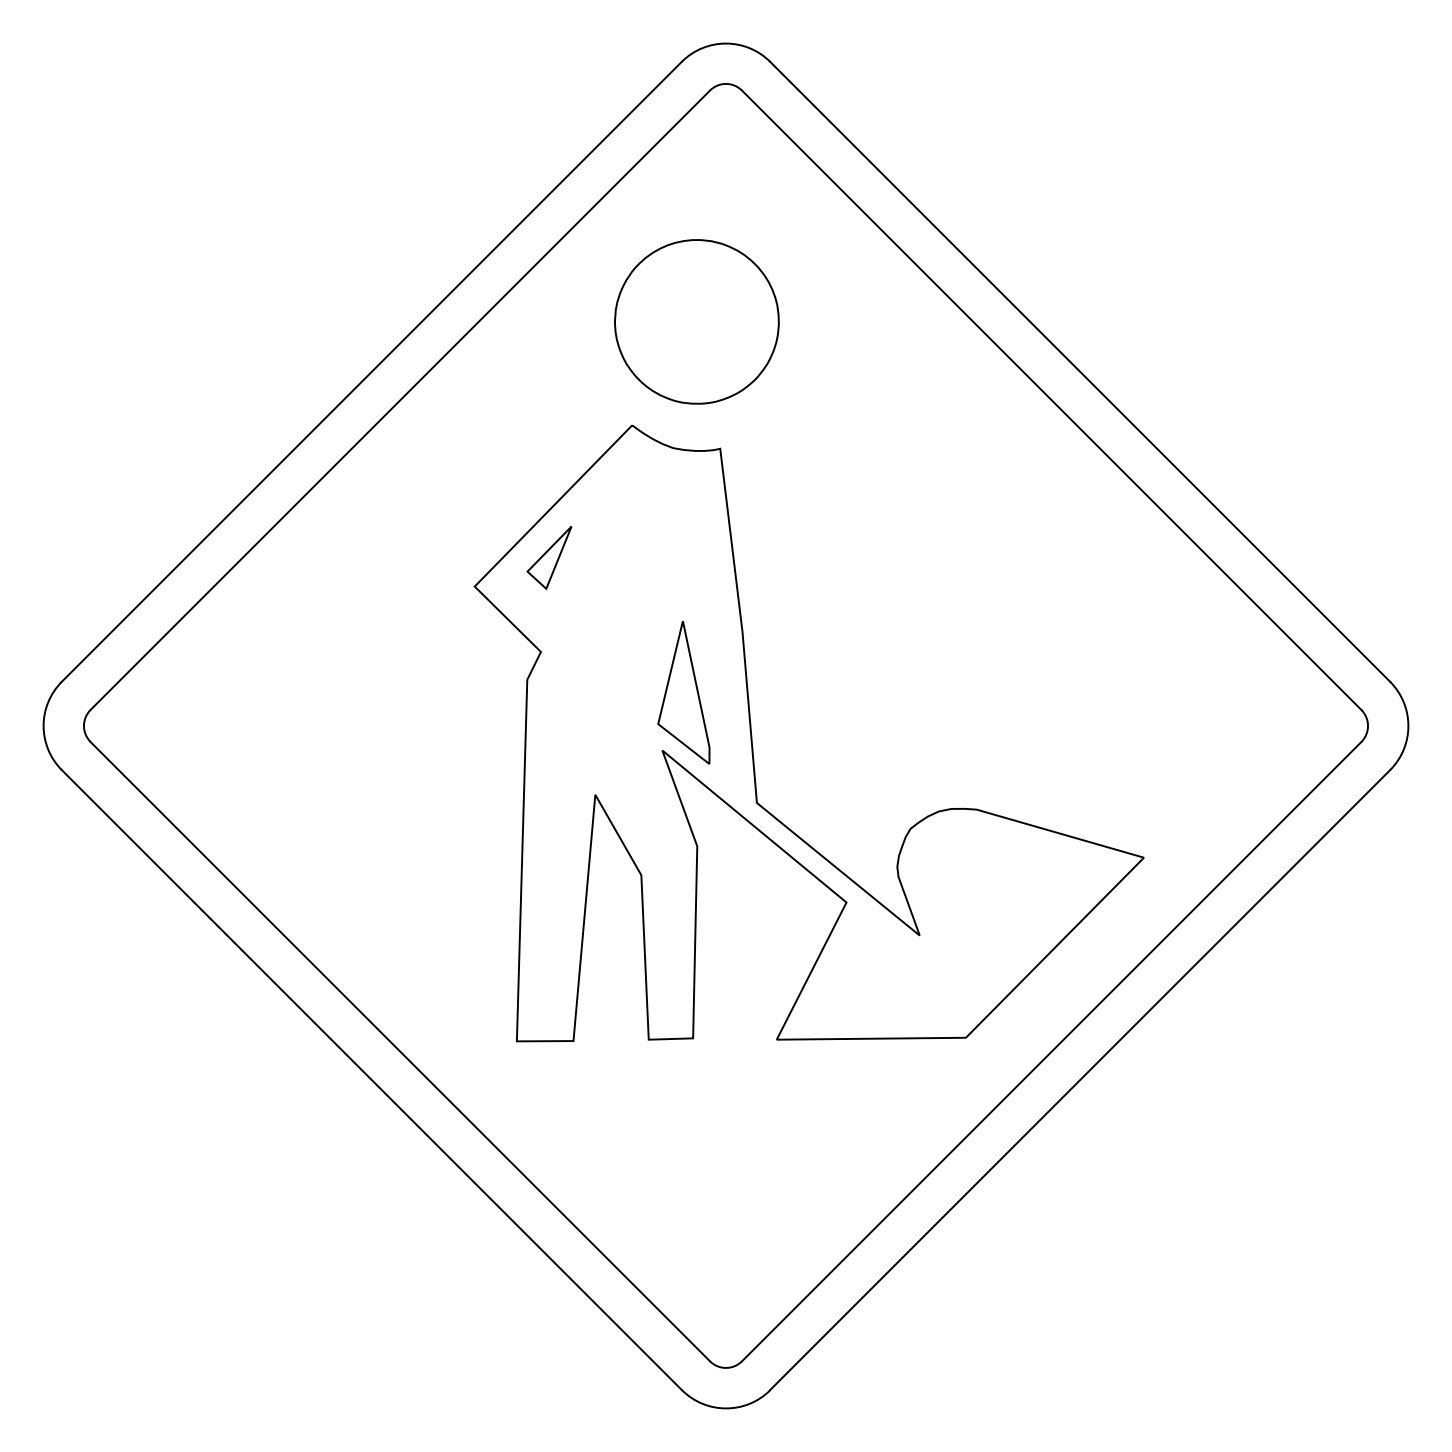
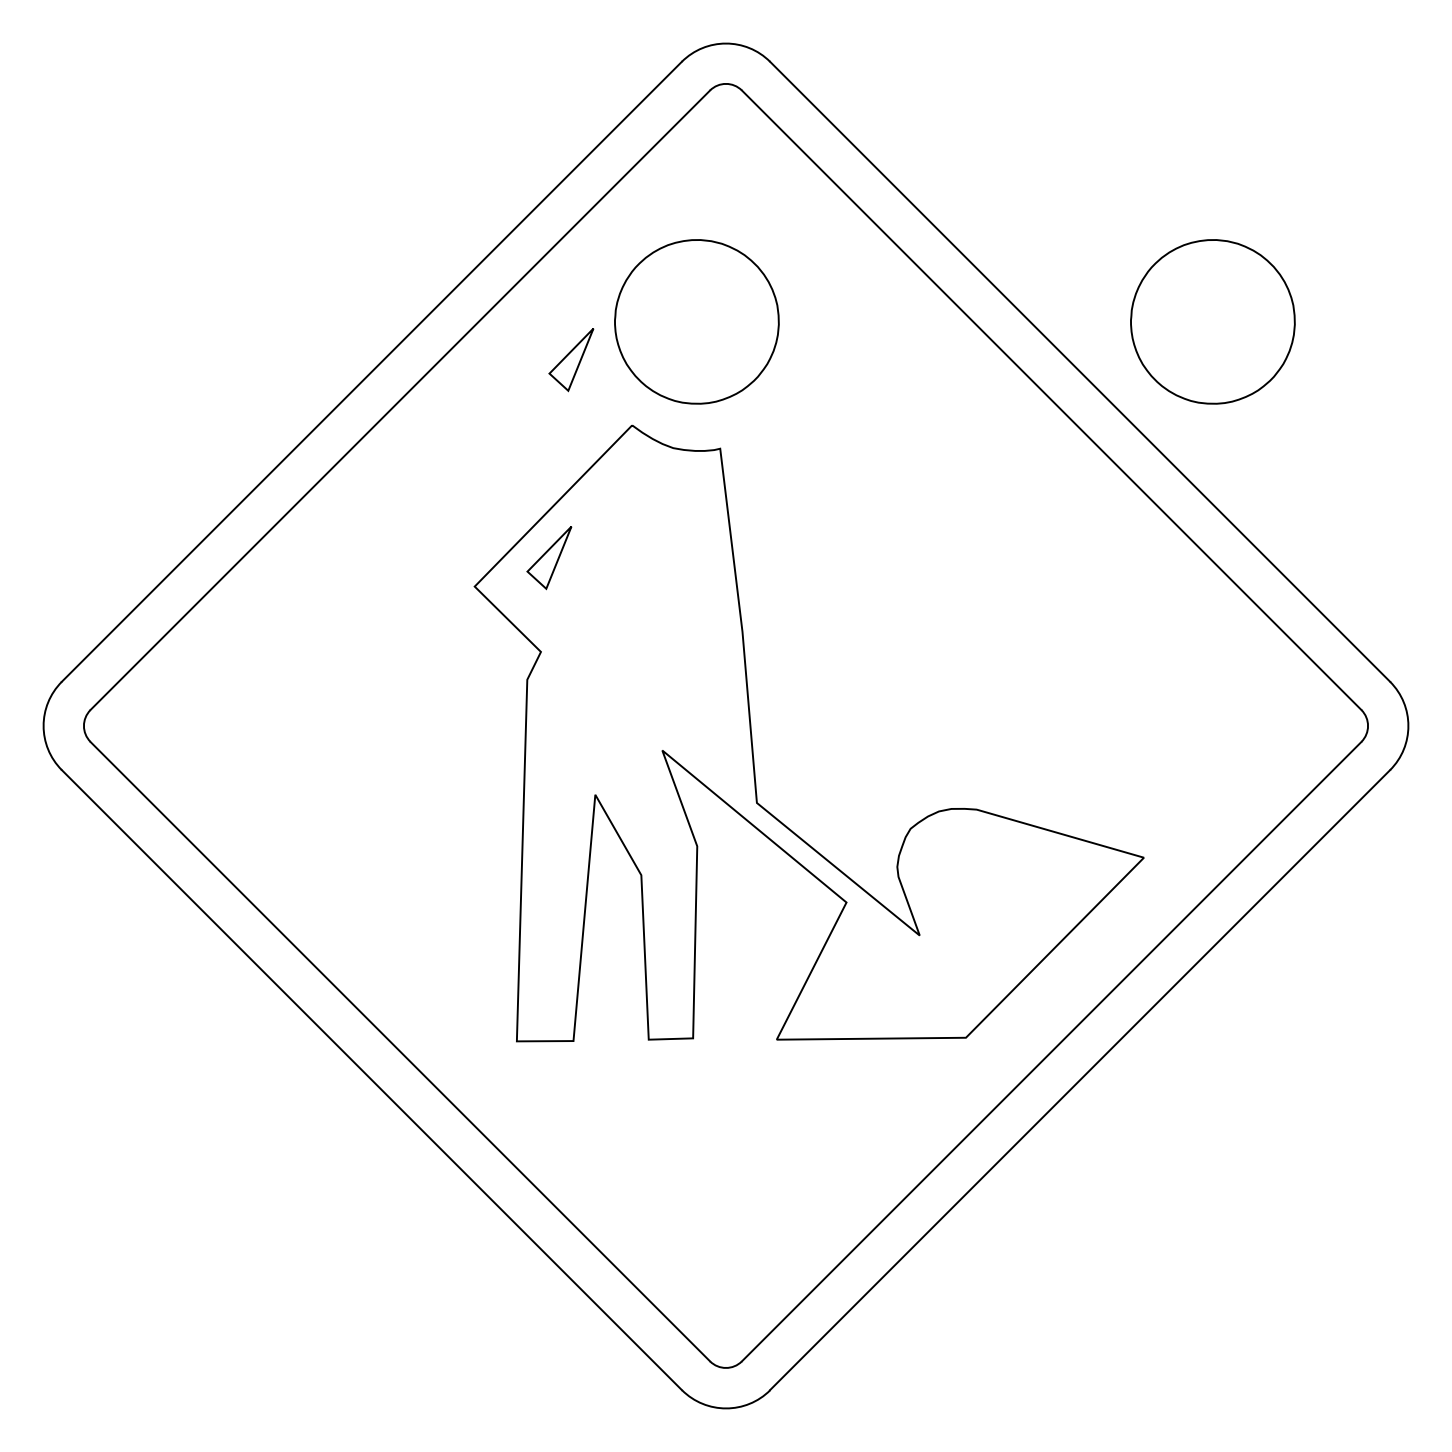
part: none -> present (1212, 321)
part: none -> present (571, 360)
part: present -> none (683, 692)
